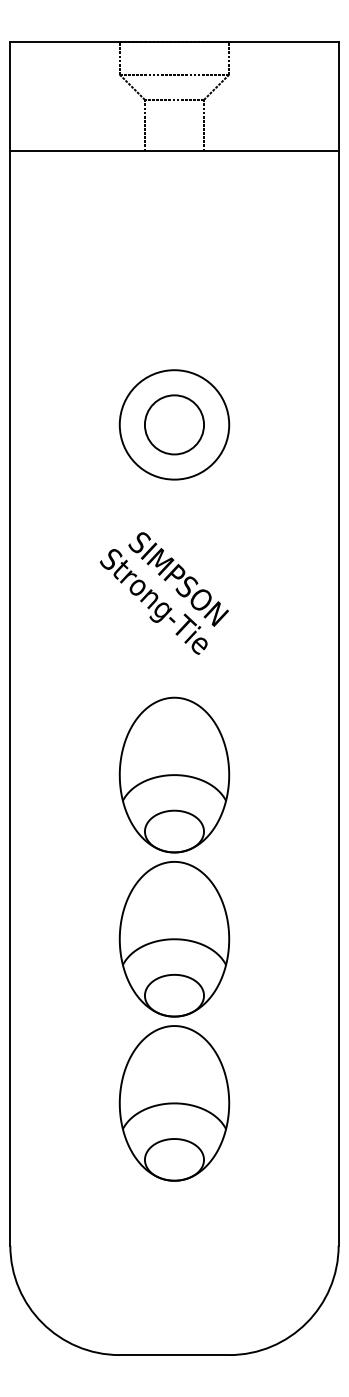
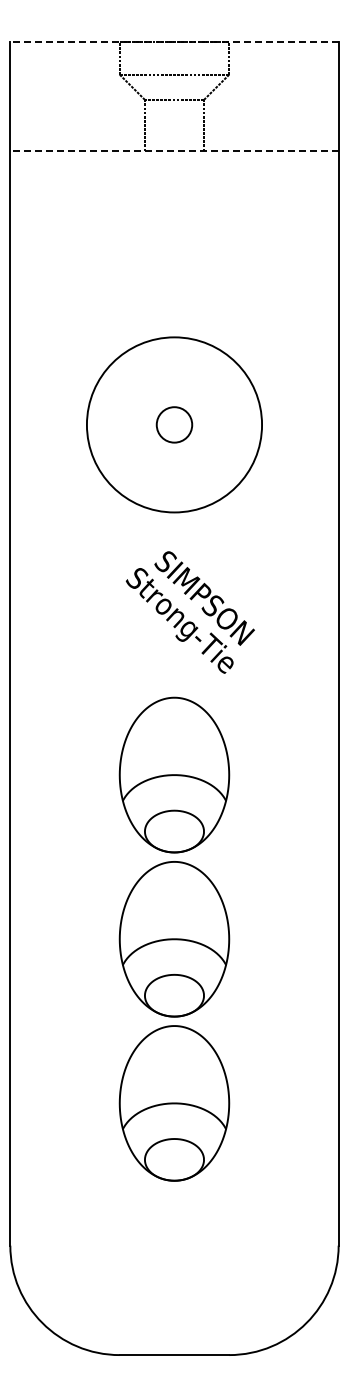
line: solid -> dashed (174, 41)
line: solid -> dashed (174, 151)
circle diameter: 109 px -> 175 px (174, 424)
circle diameter: 59 px -> 35 px (174, 424)
text position: (163, 593) -> (189, 612) (189, 612)
